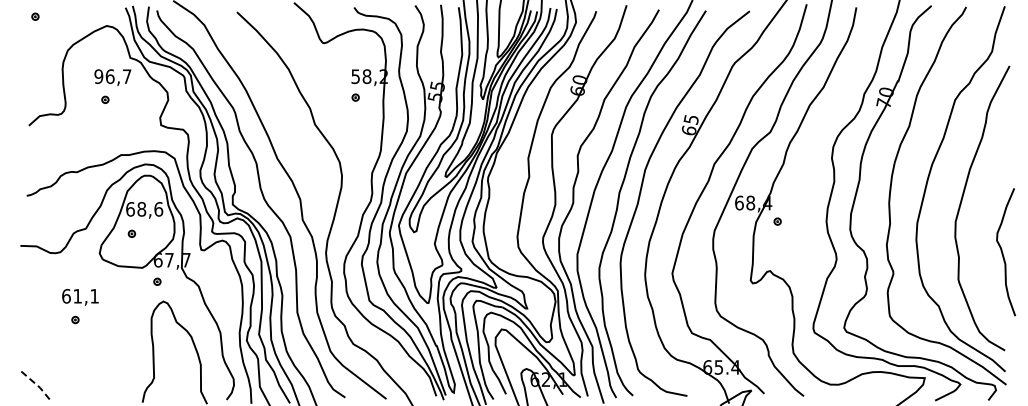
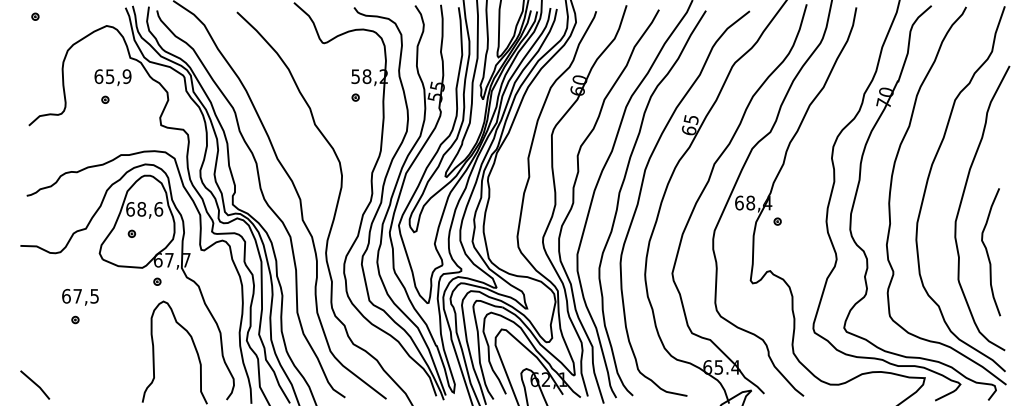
text: 96,7 -> 65,9 (112, 76)
curve position: (1003, 252) -> (988, 252) (988, 252)
text: 61,1 -> 67,5 (85, 296)
line: dashed -> solid (36, 384)
